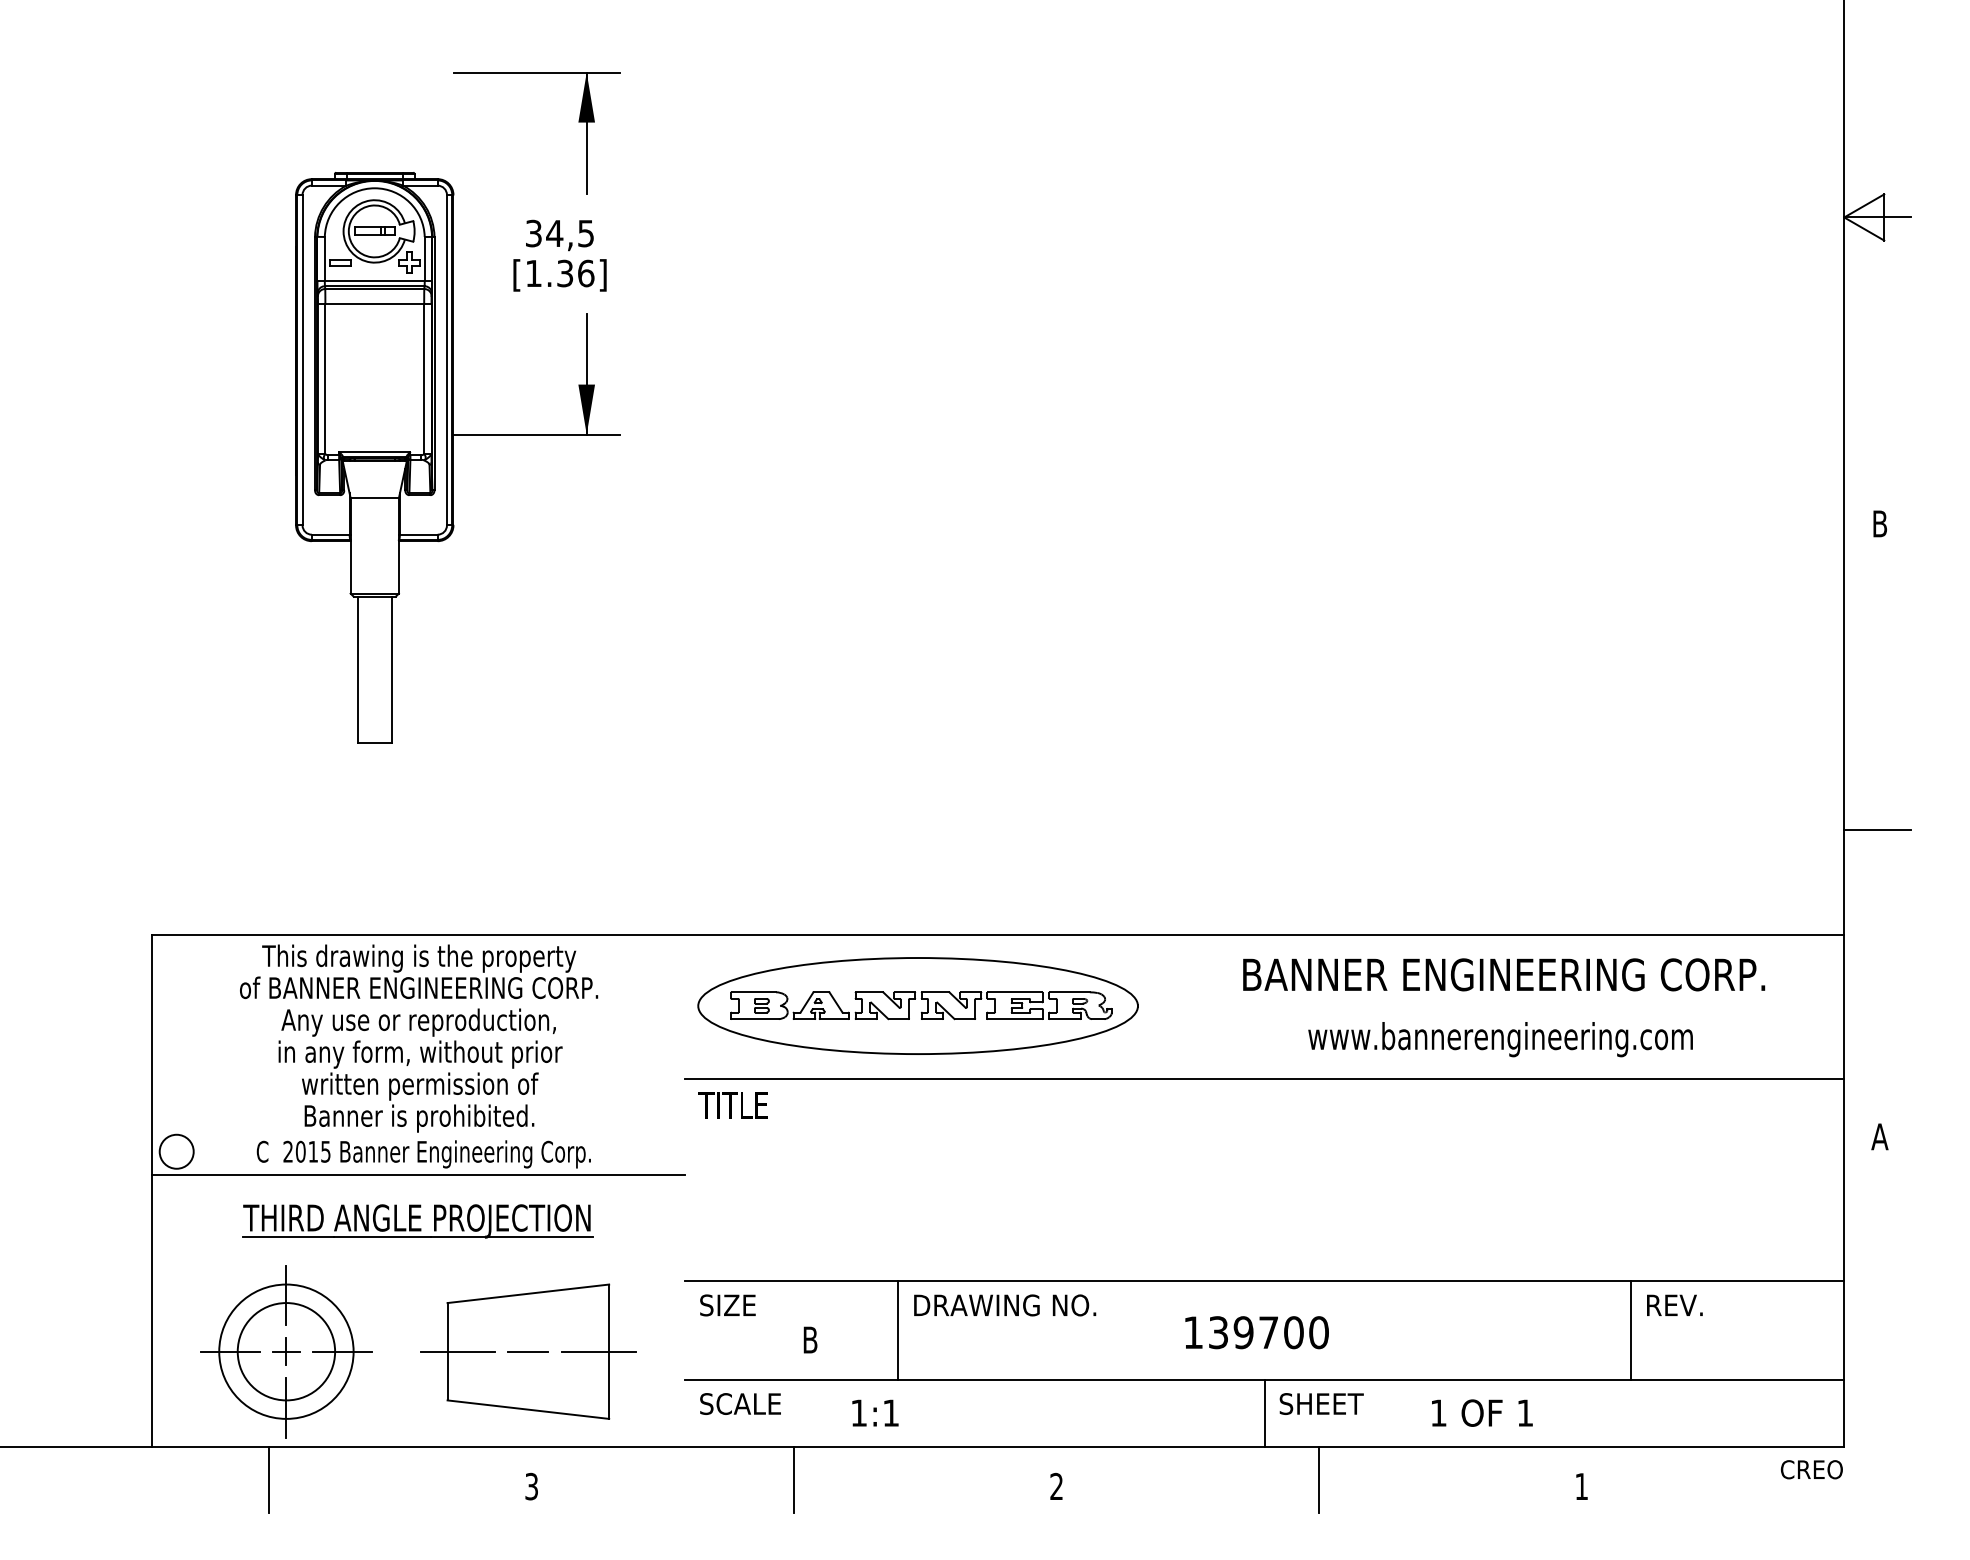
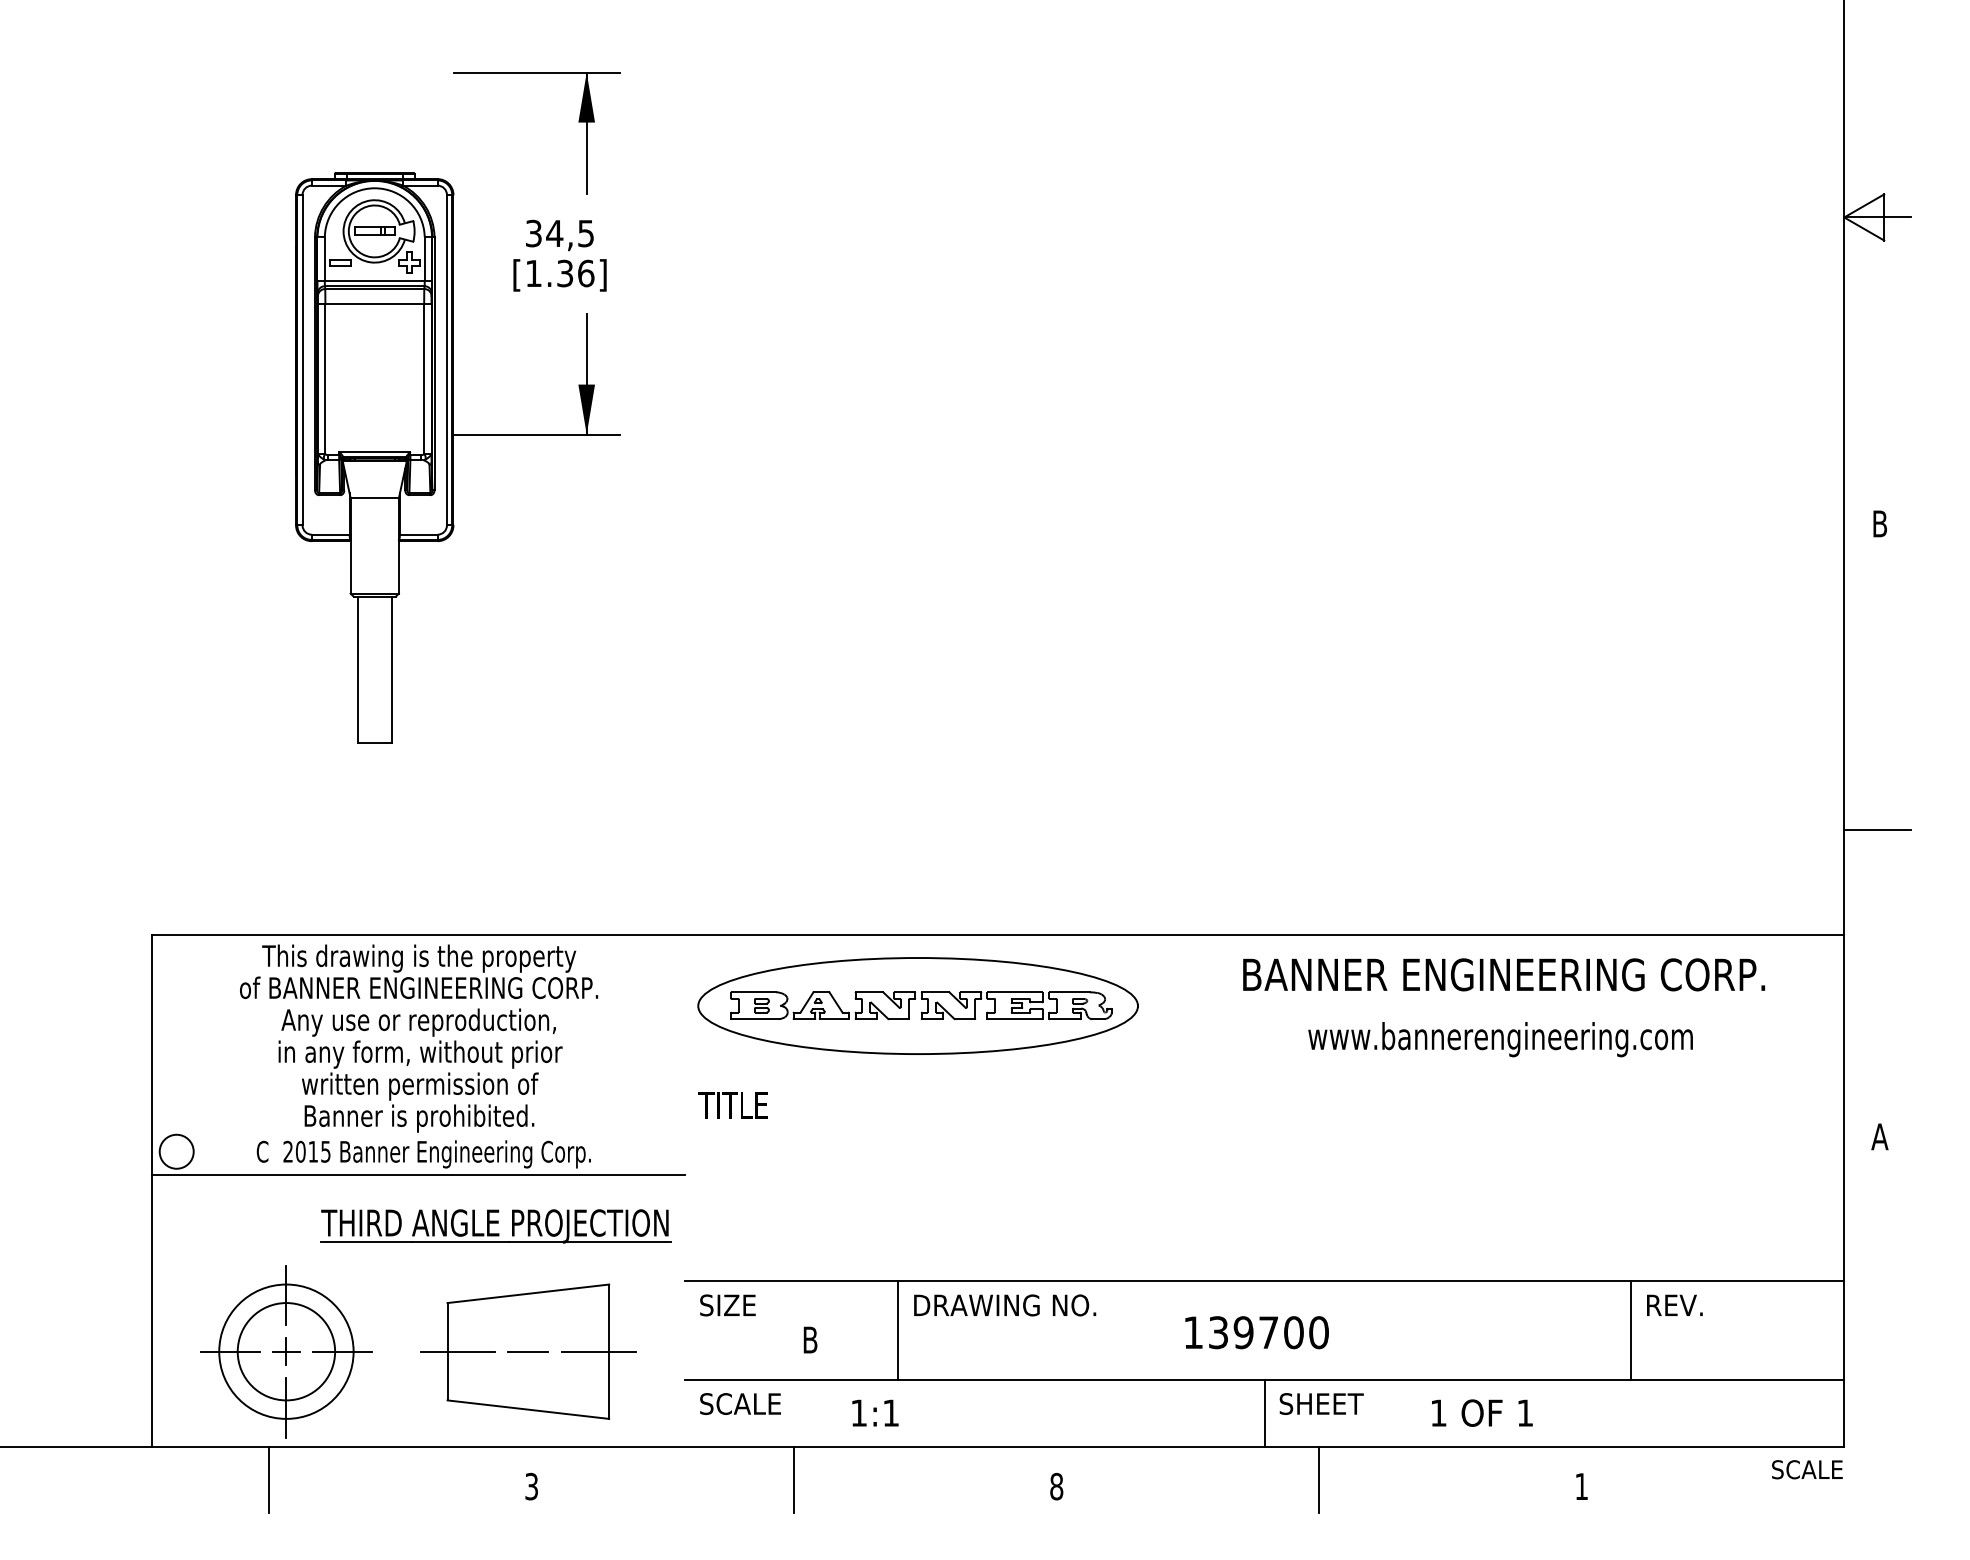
line: present -> none (1264, 1078)
part position: (417, 1221) -> (495, 1226) (495, 1226)
text: CREO -> SCALE (1807, 1469)
text: 2 -> 8 (1056, 1486)
